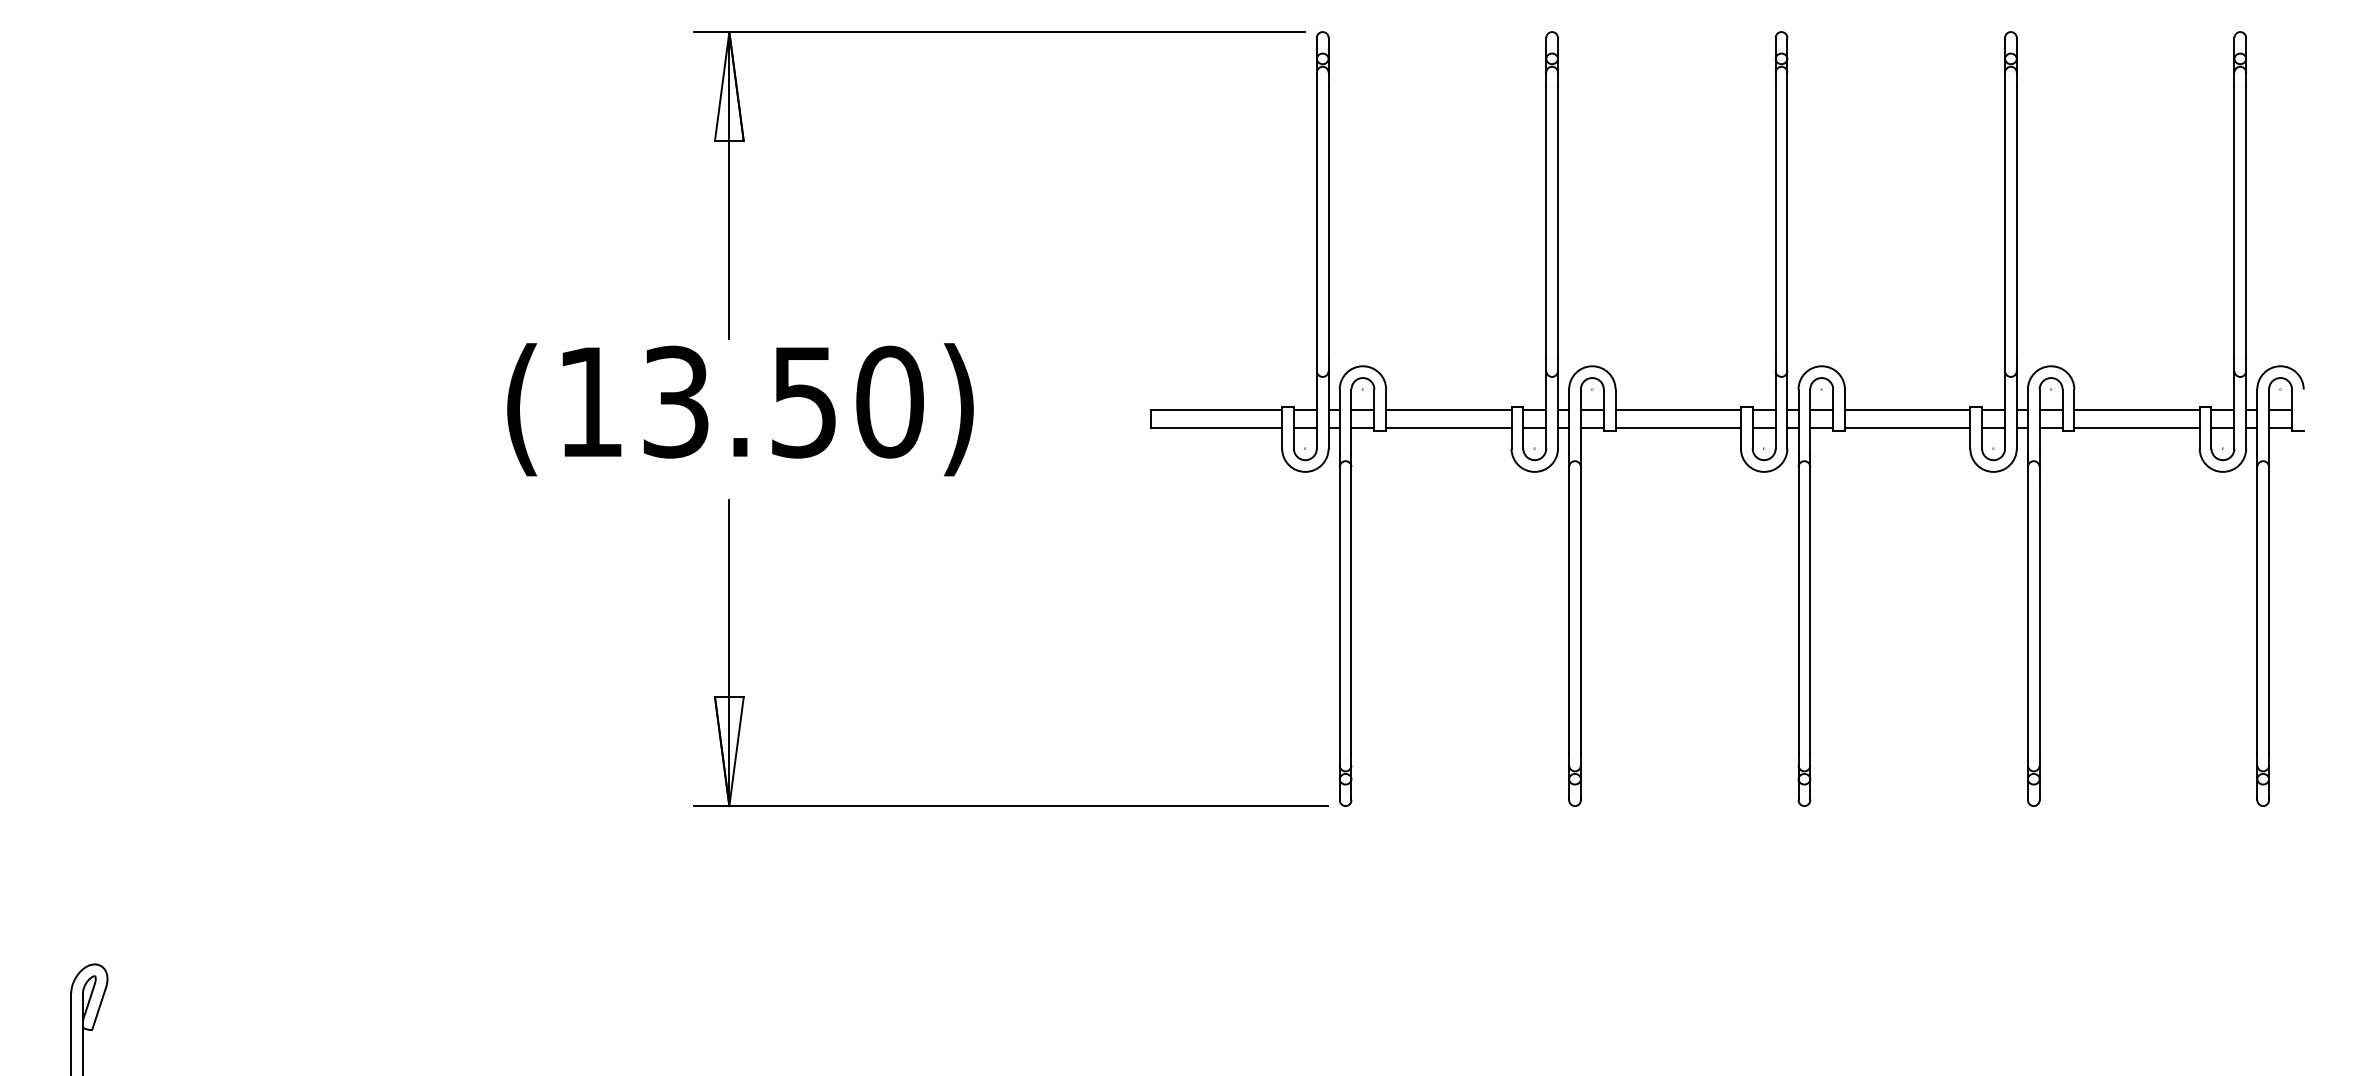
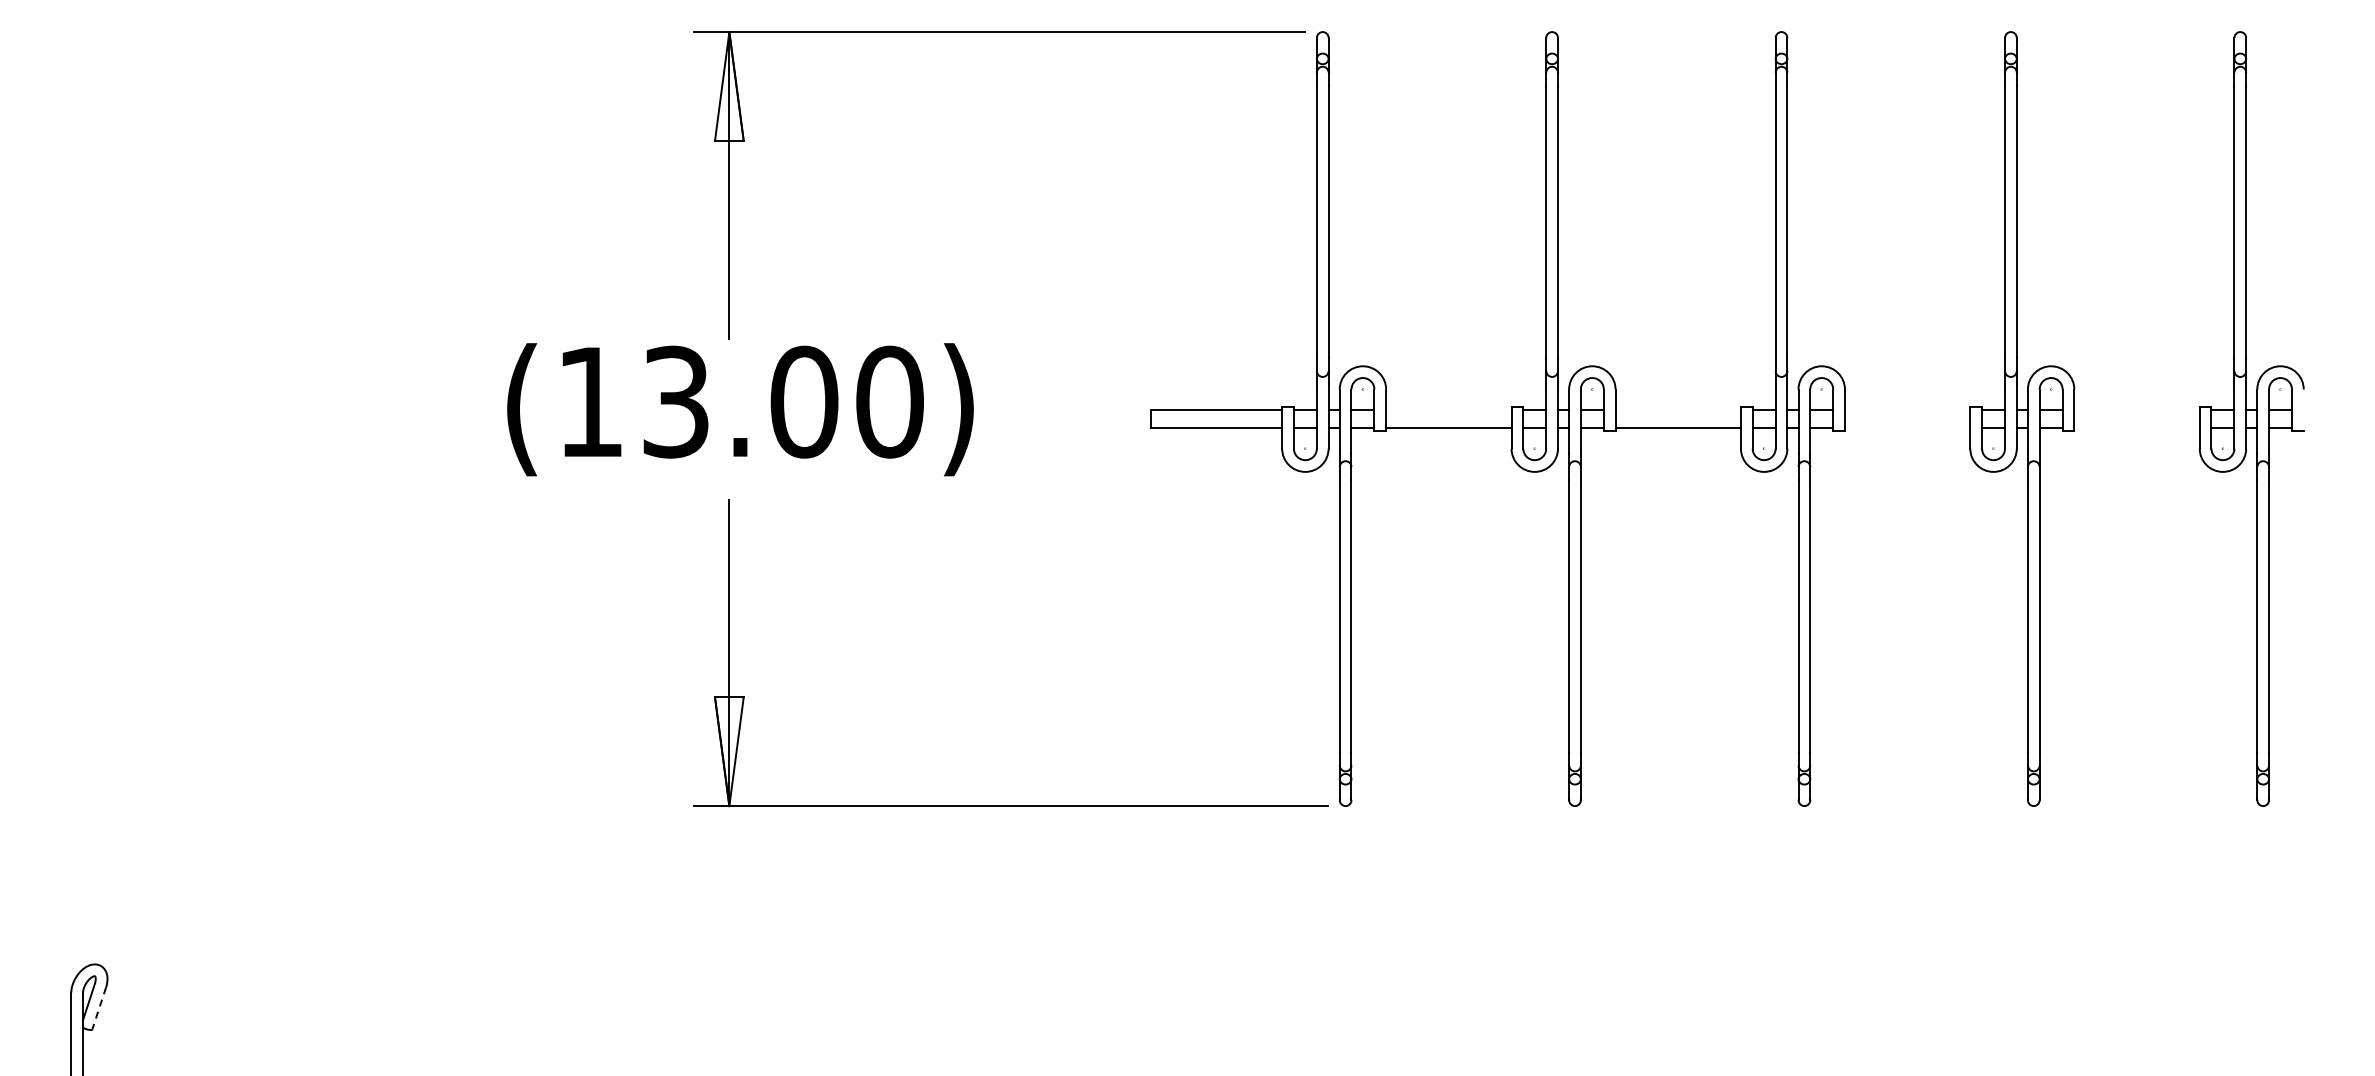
text: (13.50) -> (13.00) (804, 401)
line: present -> none (1448, 410)
line: present -> none (1677, 410)
line: present -> none (1907, 410)
line: present -> none (2136, 410)
line: present -> none (1907, 428)
line: present -> none (2136, 428)
line: solid -> dashed (99, 1008)
